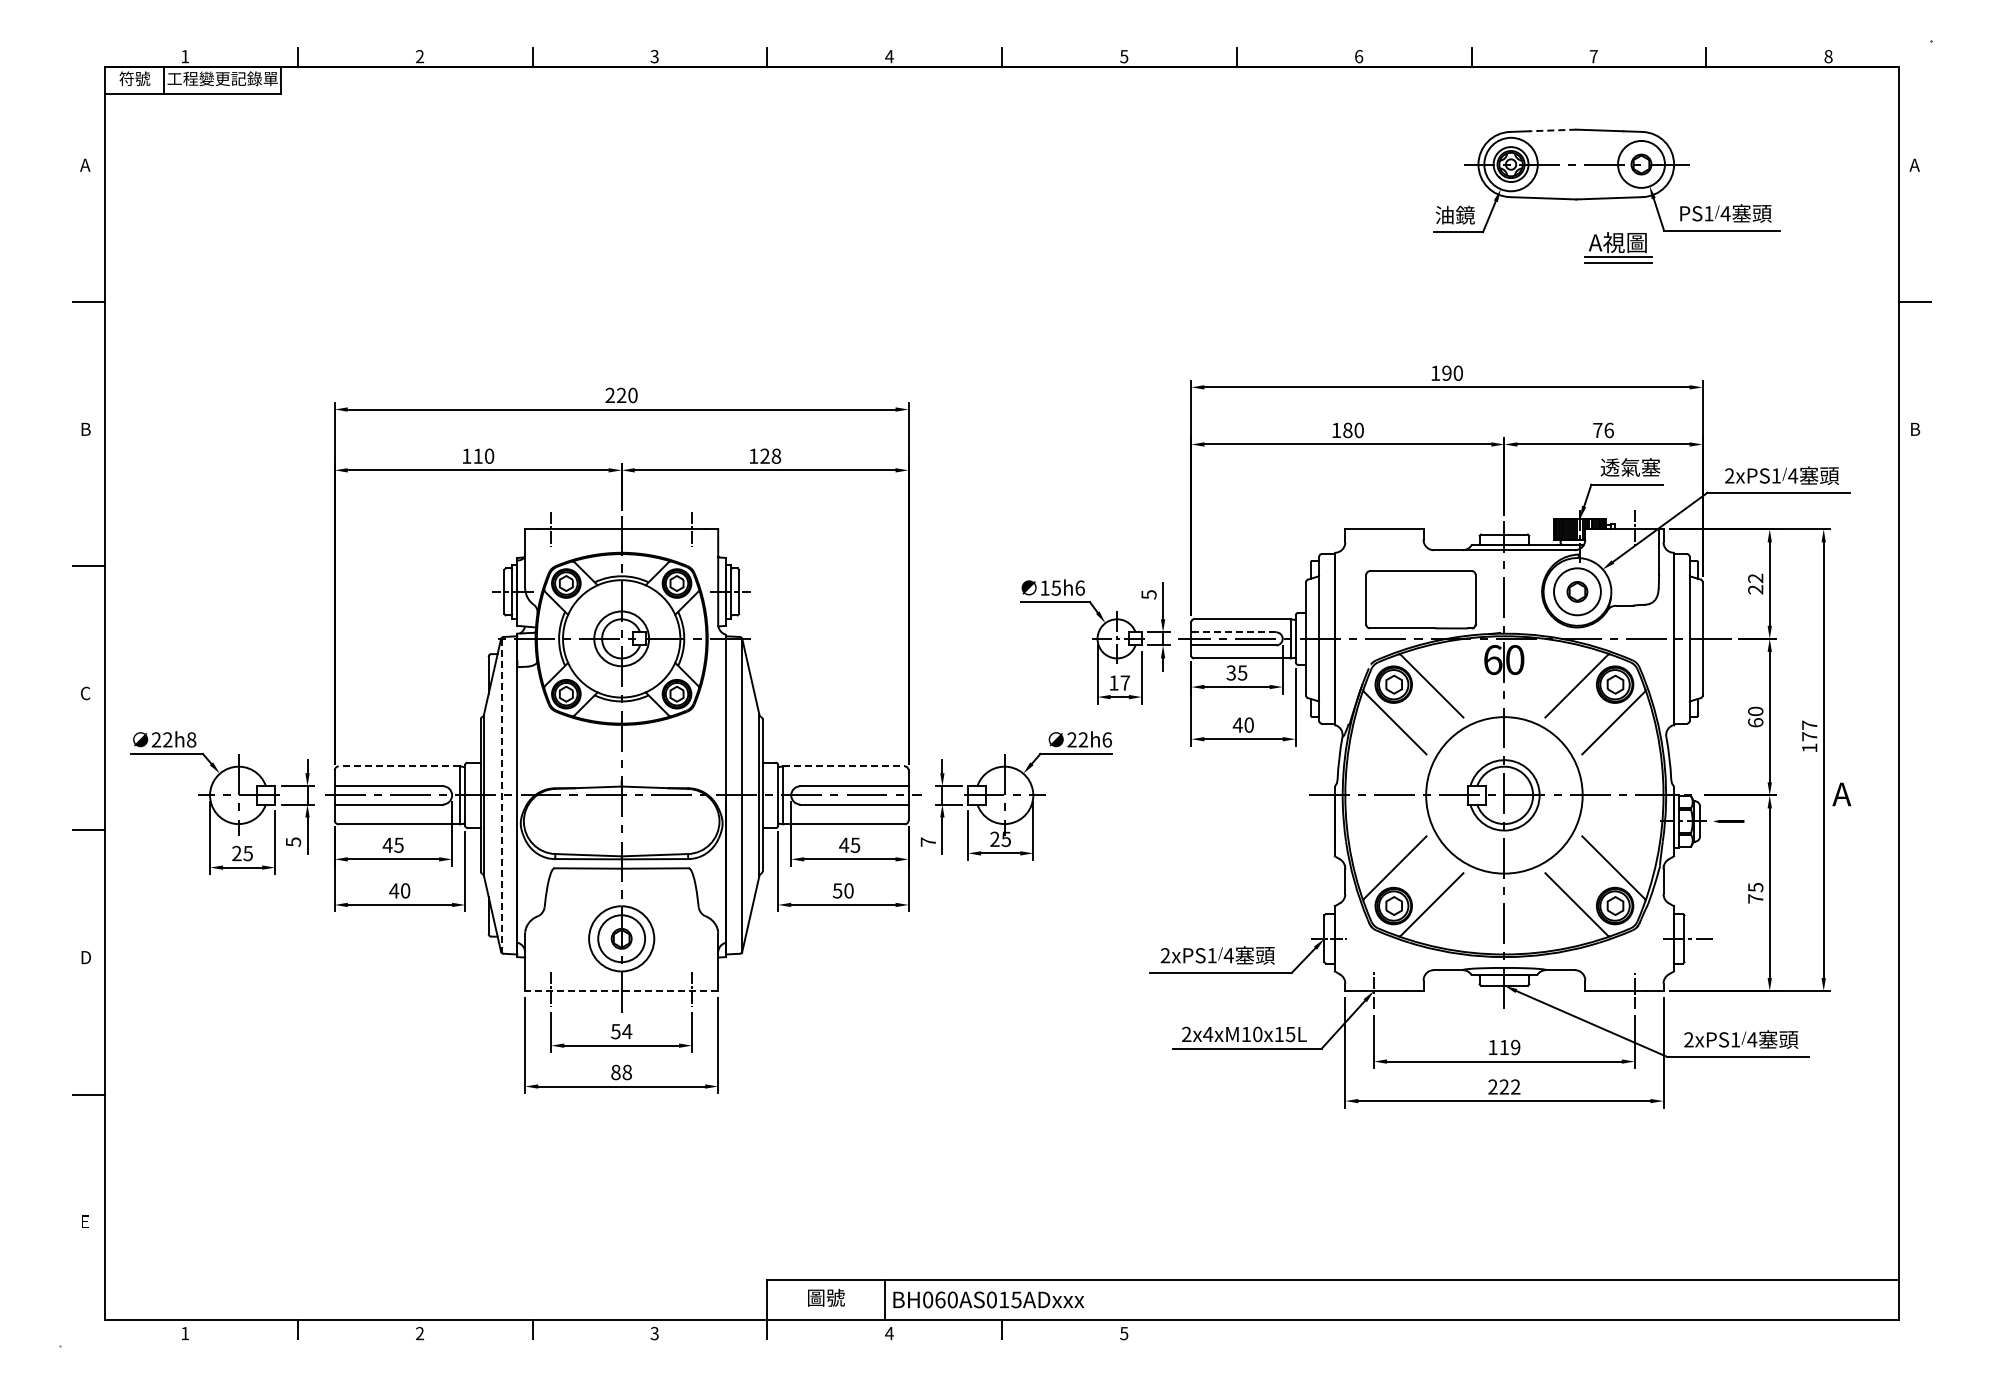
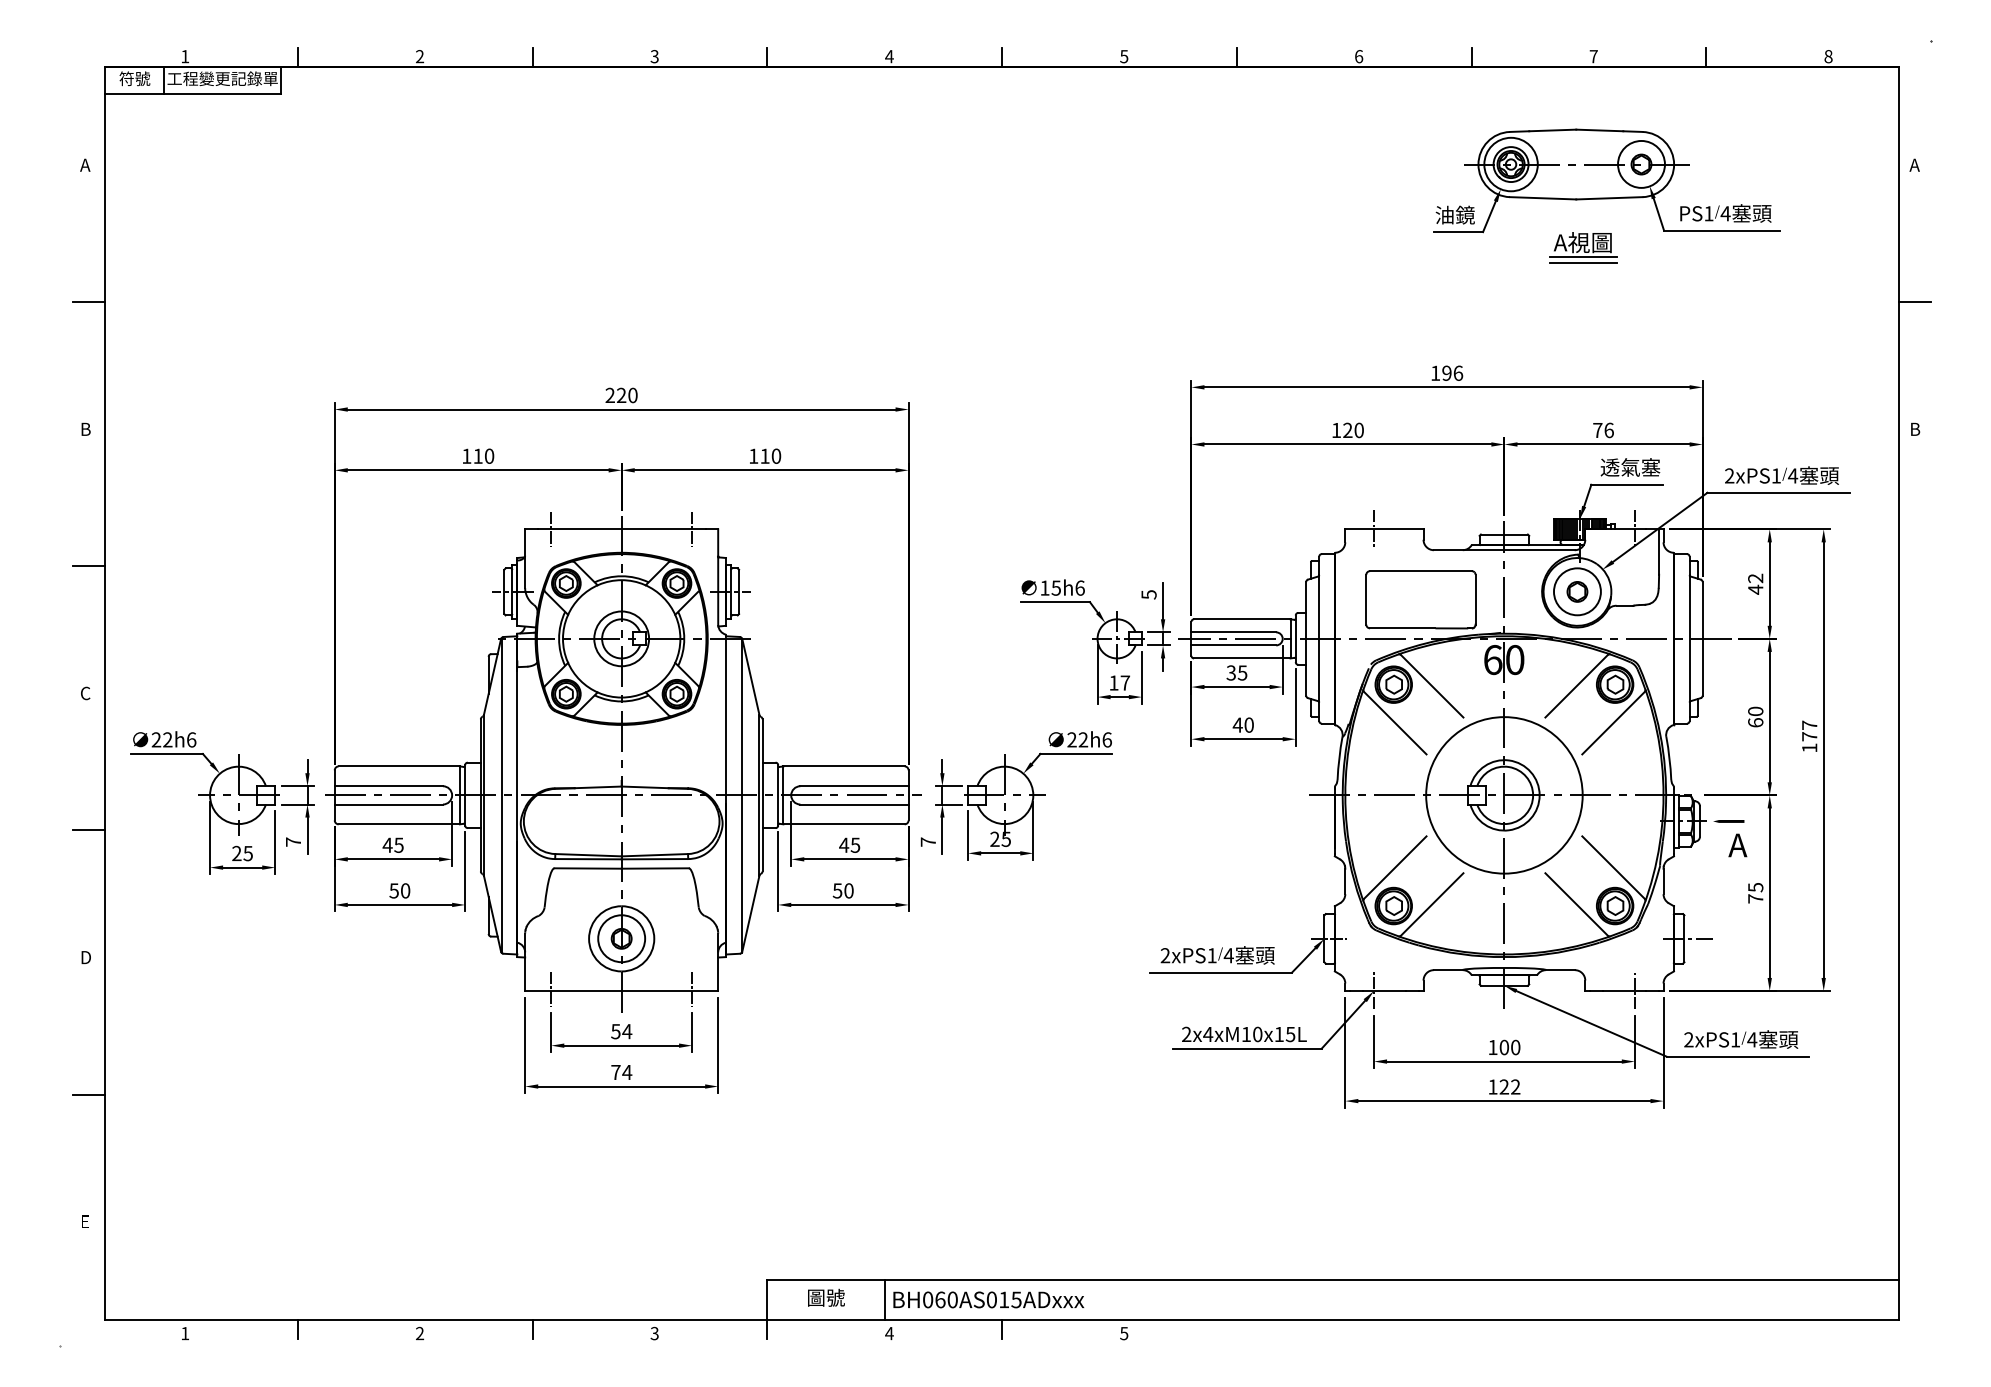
line: dashed -> solid (1552, 130)
part position: (1618, 247) -> (1583, 247) (1583, 247)
text: 190 -> 196 (1458, 372)
text: 180 -> 120 (1347, 430)
text: 128 -> 110 (770, 455)
line: none -> present (1374, 529)
text: 22 -> 42 (1755, 589)
line: dashed -> solid (1233, 632)
text: 22h8 -> 22h6 (191, 739)
line: dashed -> solid (399, 766)
line: dashed -> solid (844, 766)
text position: (1841, 794) -> (1737, 845) (1737, 845)
line: dashed -> solid (501, 795)
text: 5 -> 7 (293, 841)
text: 40 -> 50 (394, 890)
line: dashed -> solid (621, 991)
text: 119 -> 100 (1509, 1047)
text: 88 -> 74 (621, 1072)
text: 222 -> 122 (1492, 1086)
